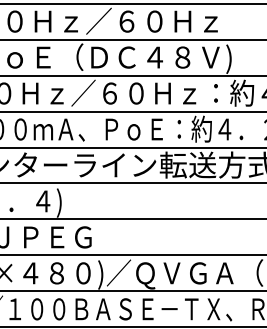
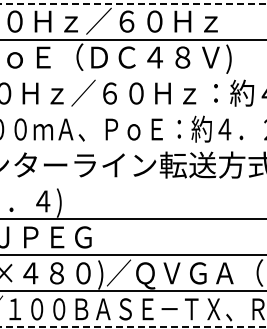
line: solid -> dashed (134, 3)
line: present -> none (132, 75)
line: present -> none (132, 111)
line: present -> none (132, 147)
line: present -> none (132, 183)
line: solid -> dashed (134, 327)
